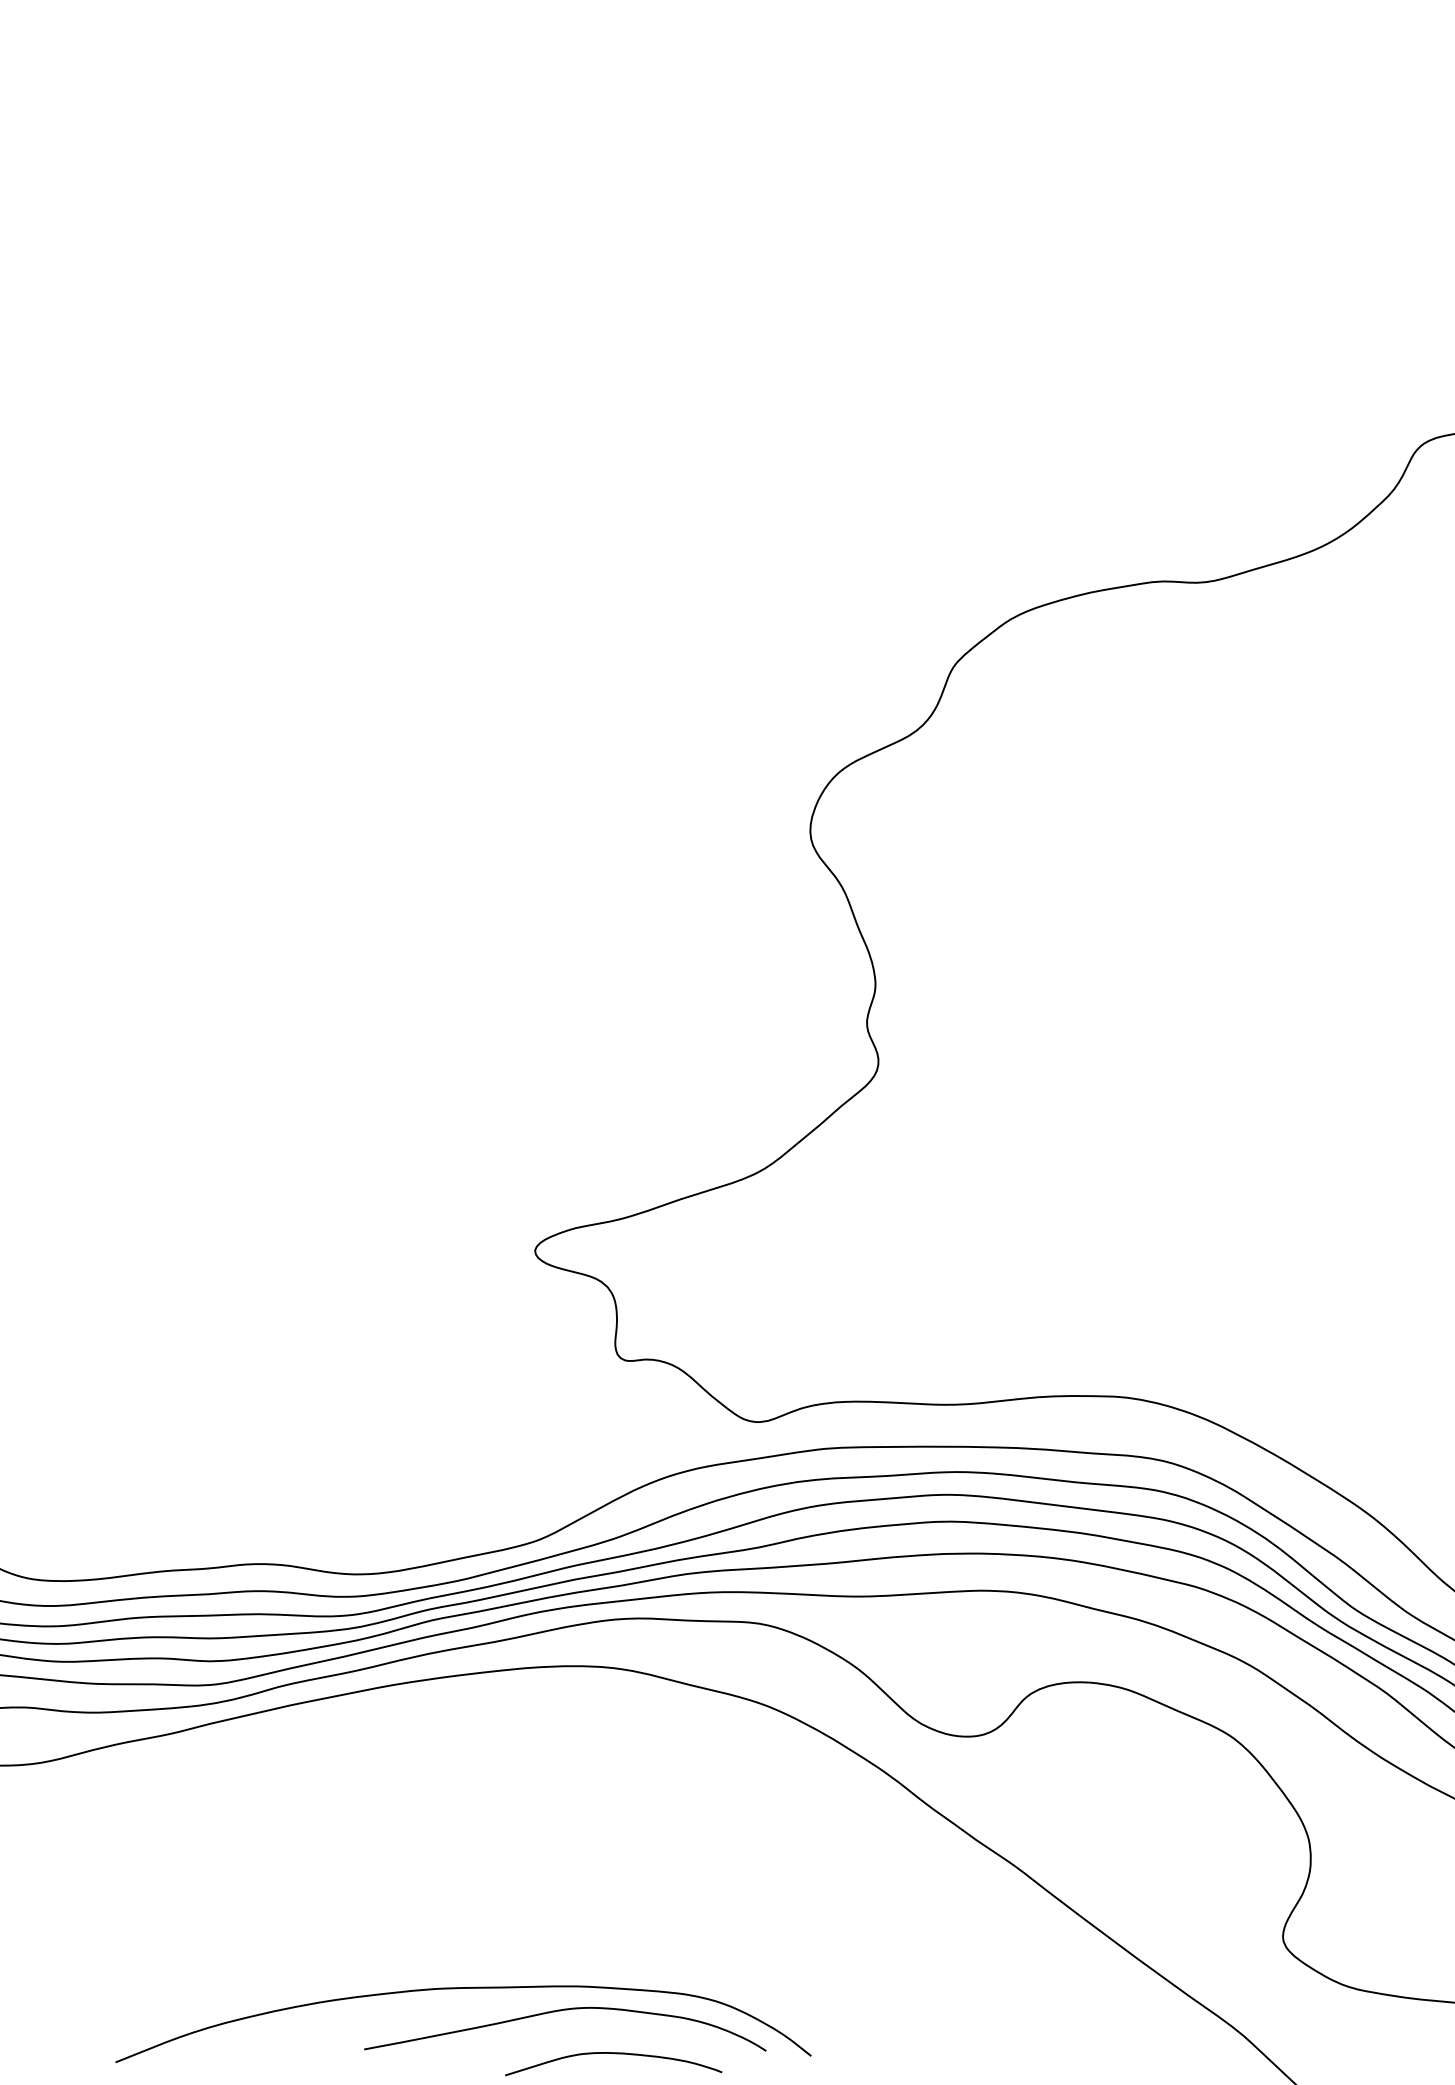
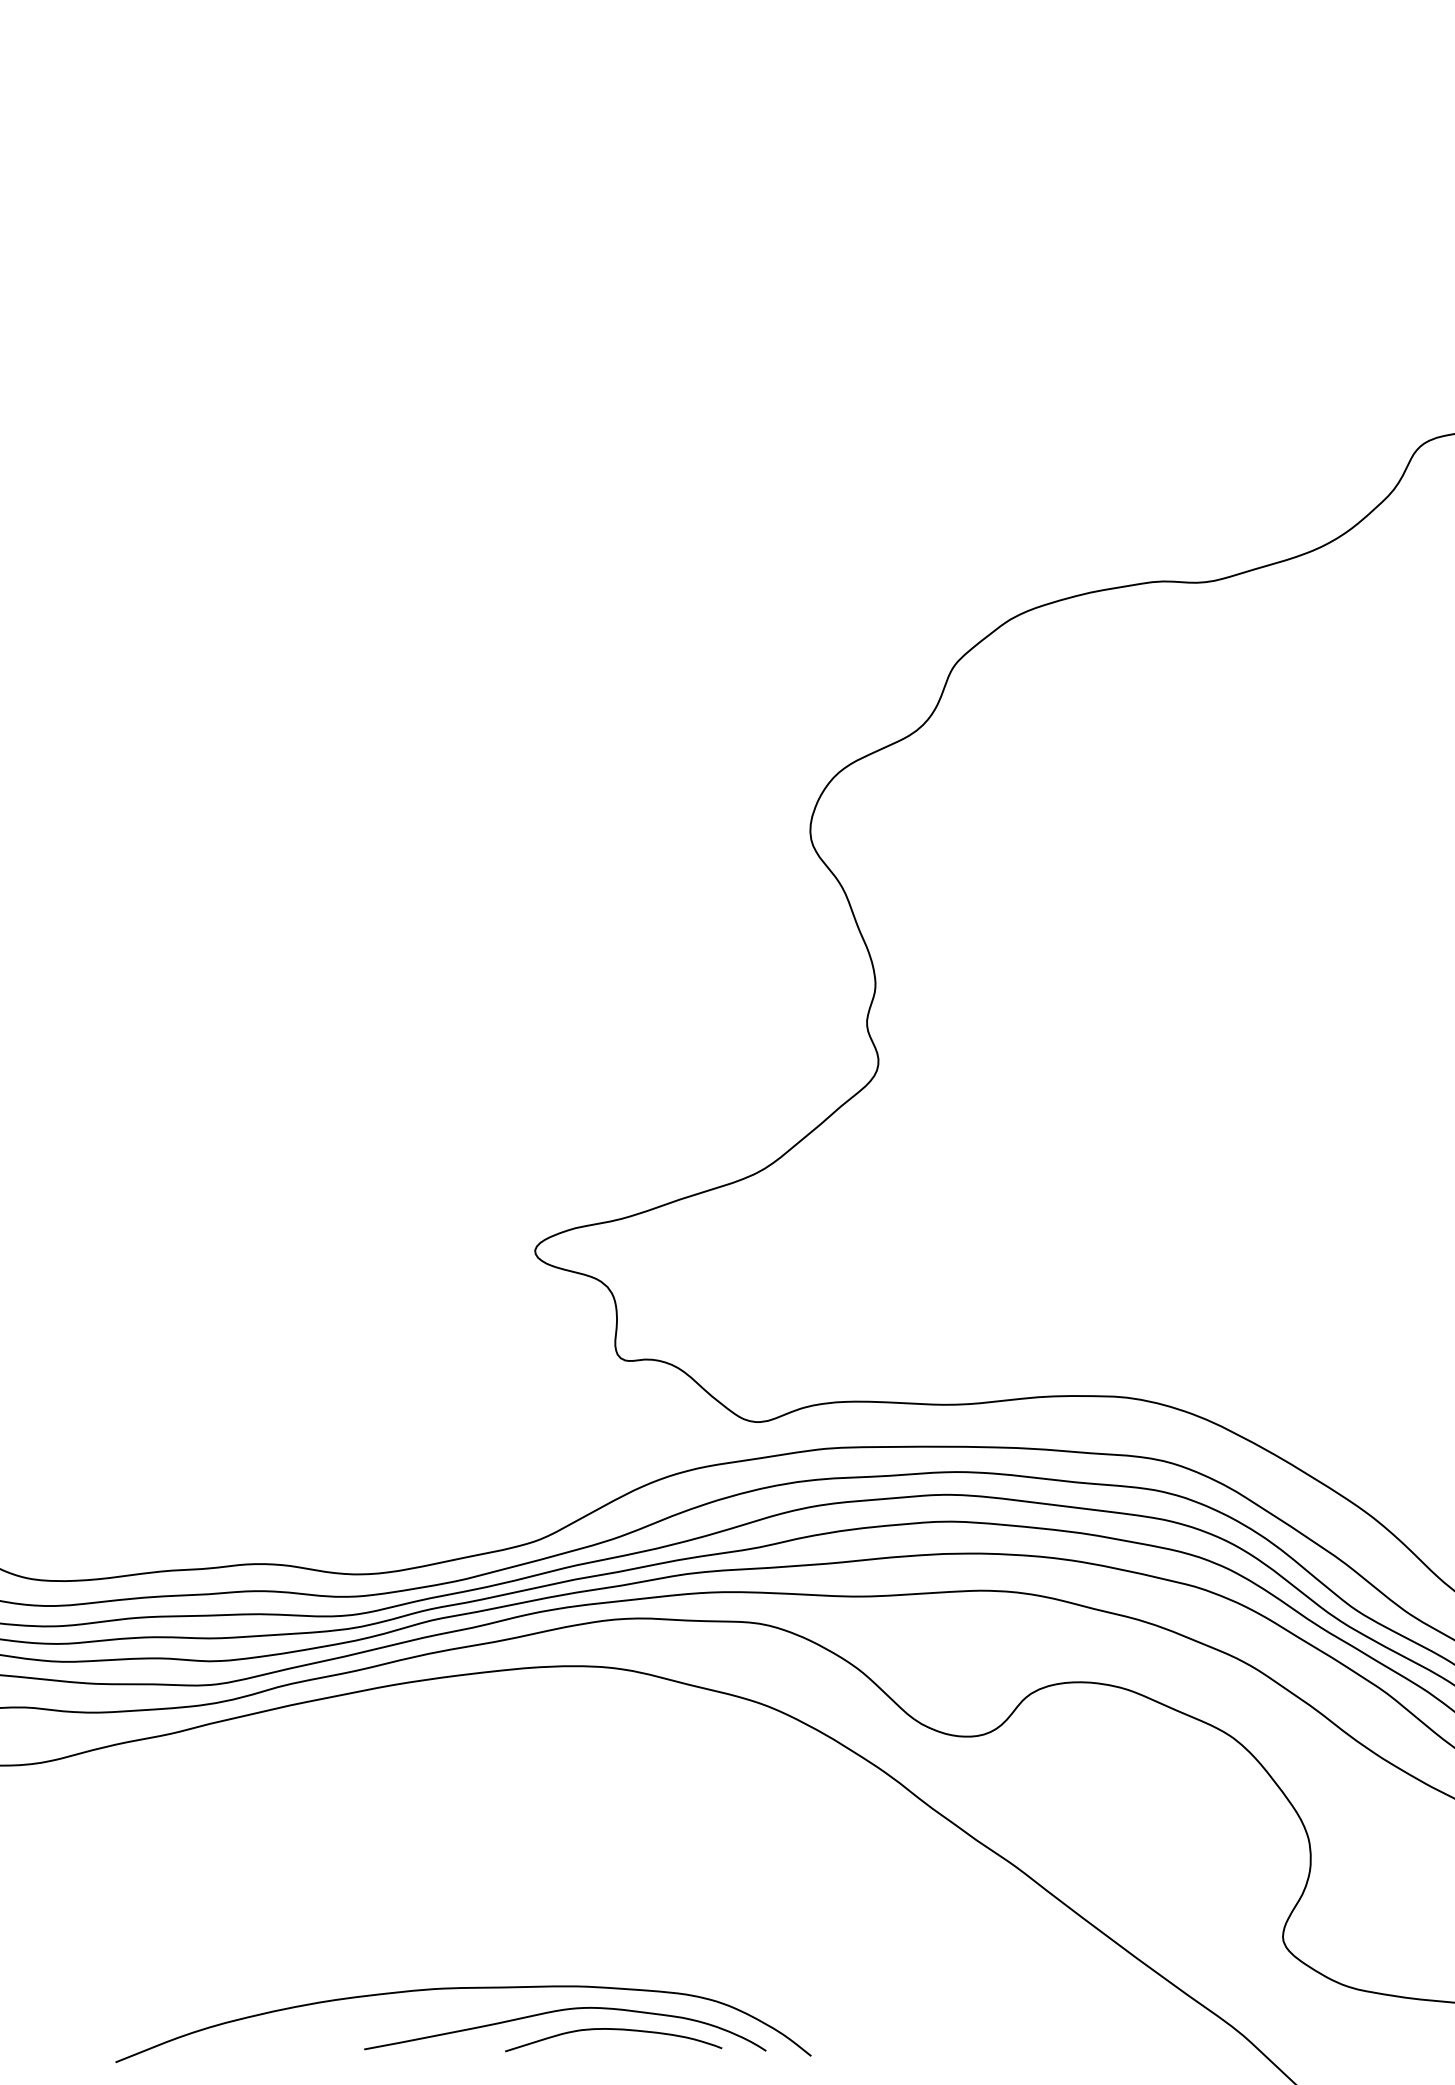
curve position: (614, 2054) -> (614, 2030) (614, 2030)
